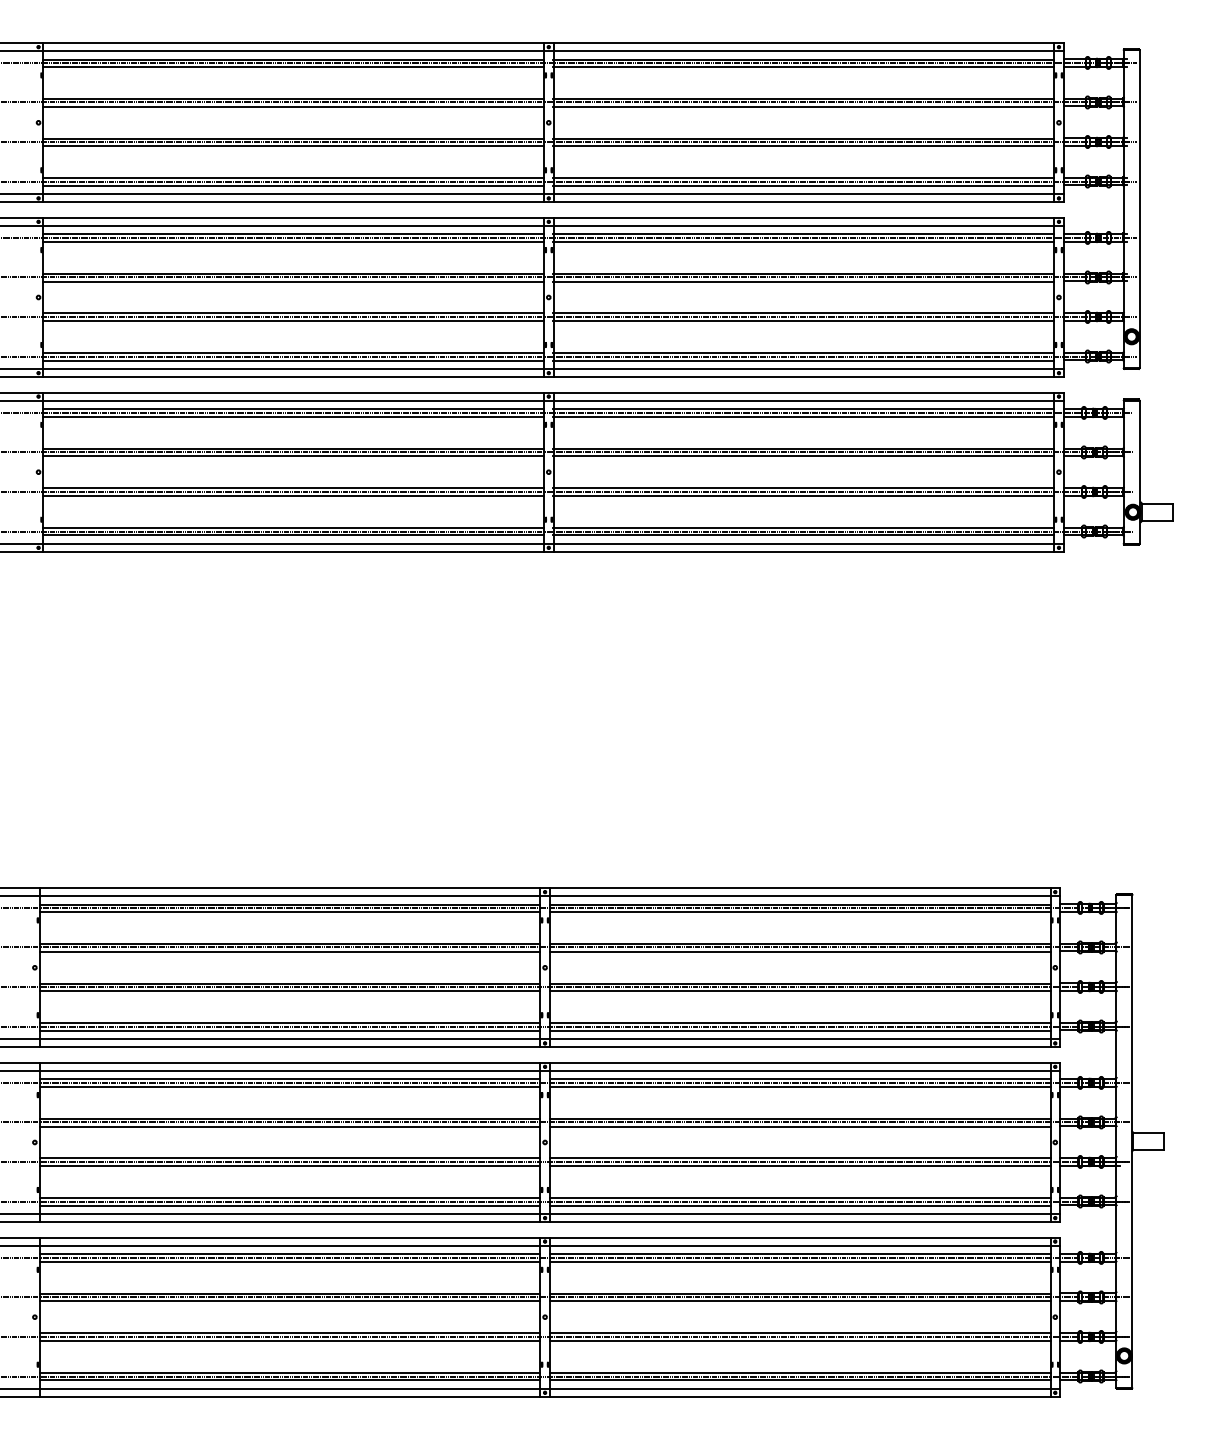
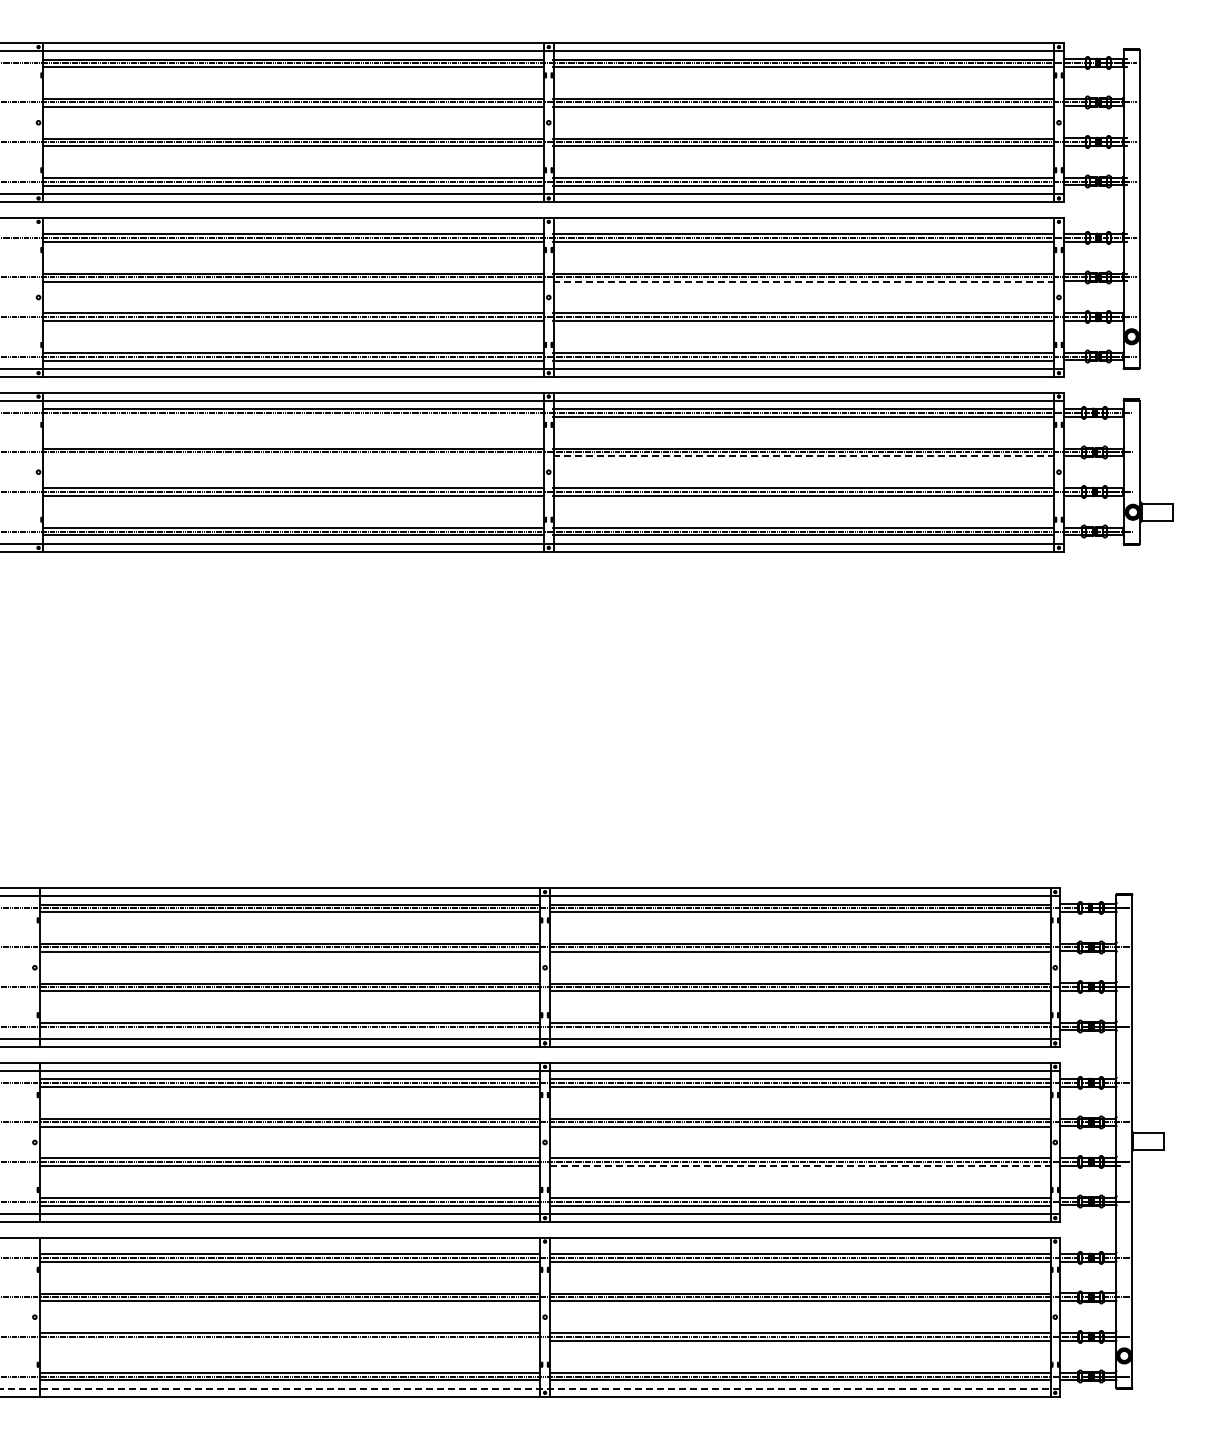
line: present -> none (532, 225)
line: solid -> dashed (804, 281)
line: present -> none (293, 416)
line: present -> none (293, 456)
line: solid -> dashed (804, 456)
line: present -> none (289, 1030)
line: present -> none (799, 1030)
line: solid -> dashed (800, 1166)
line: present -> none (531, 1245)
line: present -> none (289, 1340)
line: solid -> dashed (530, 1388)
